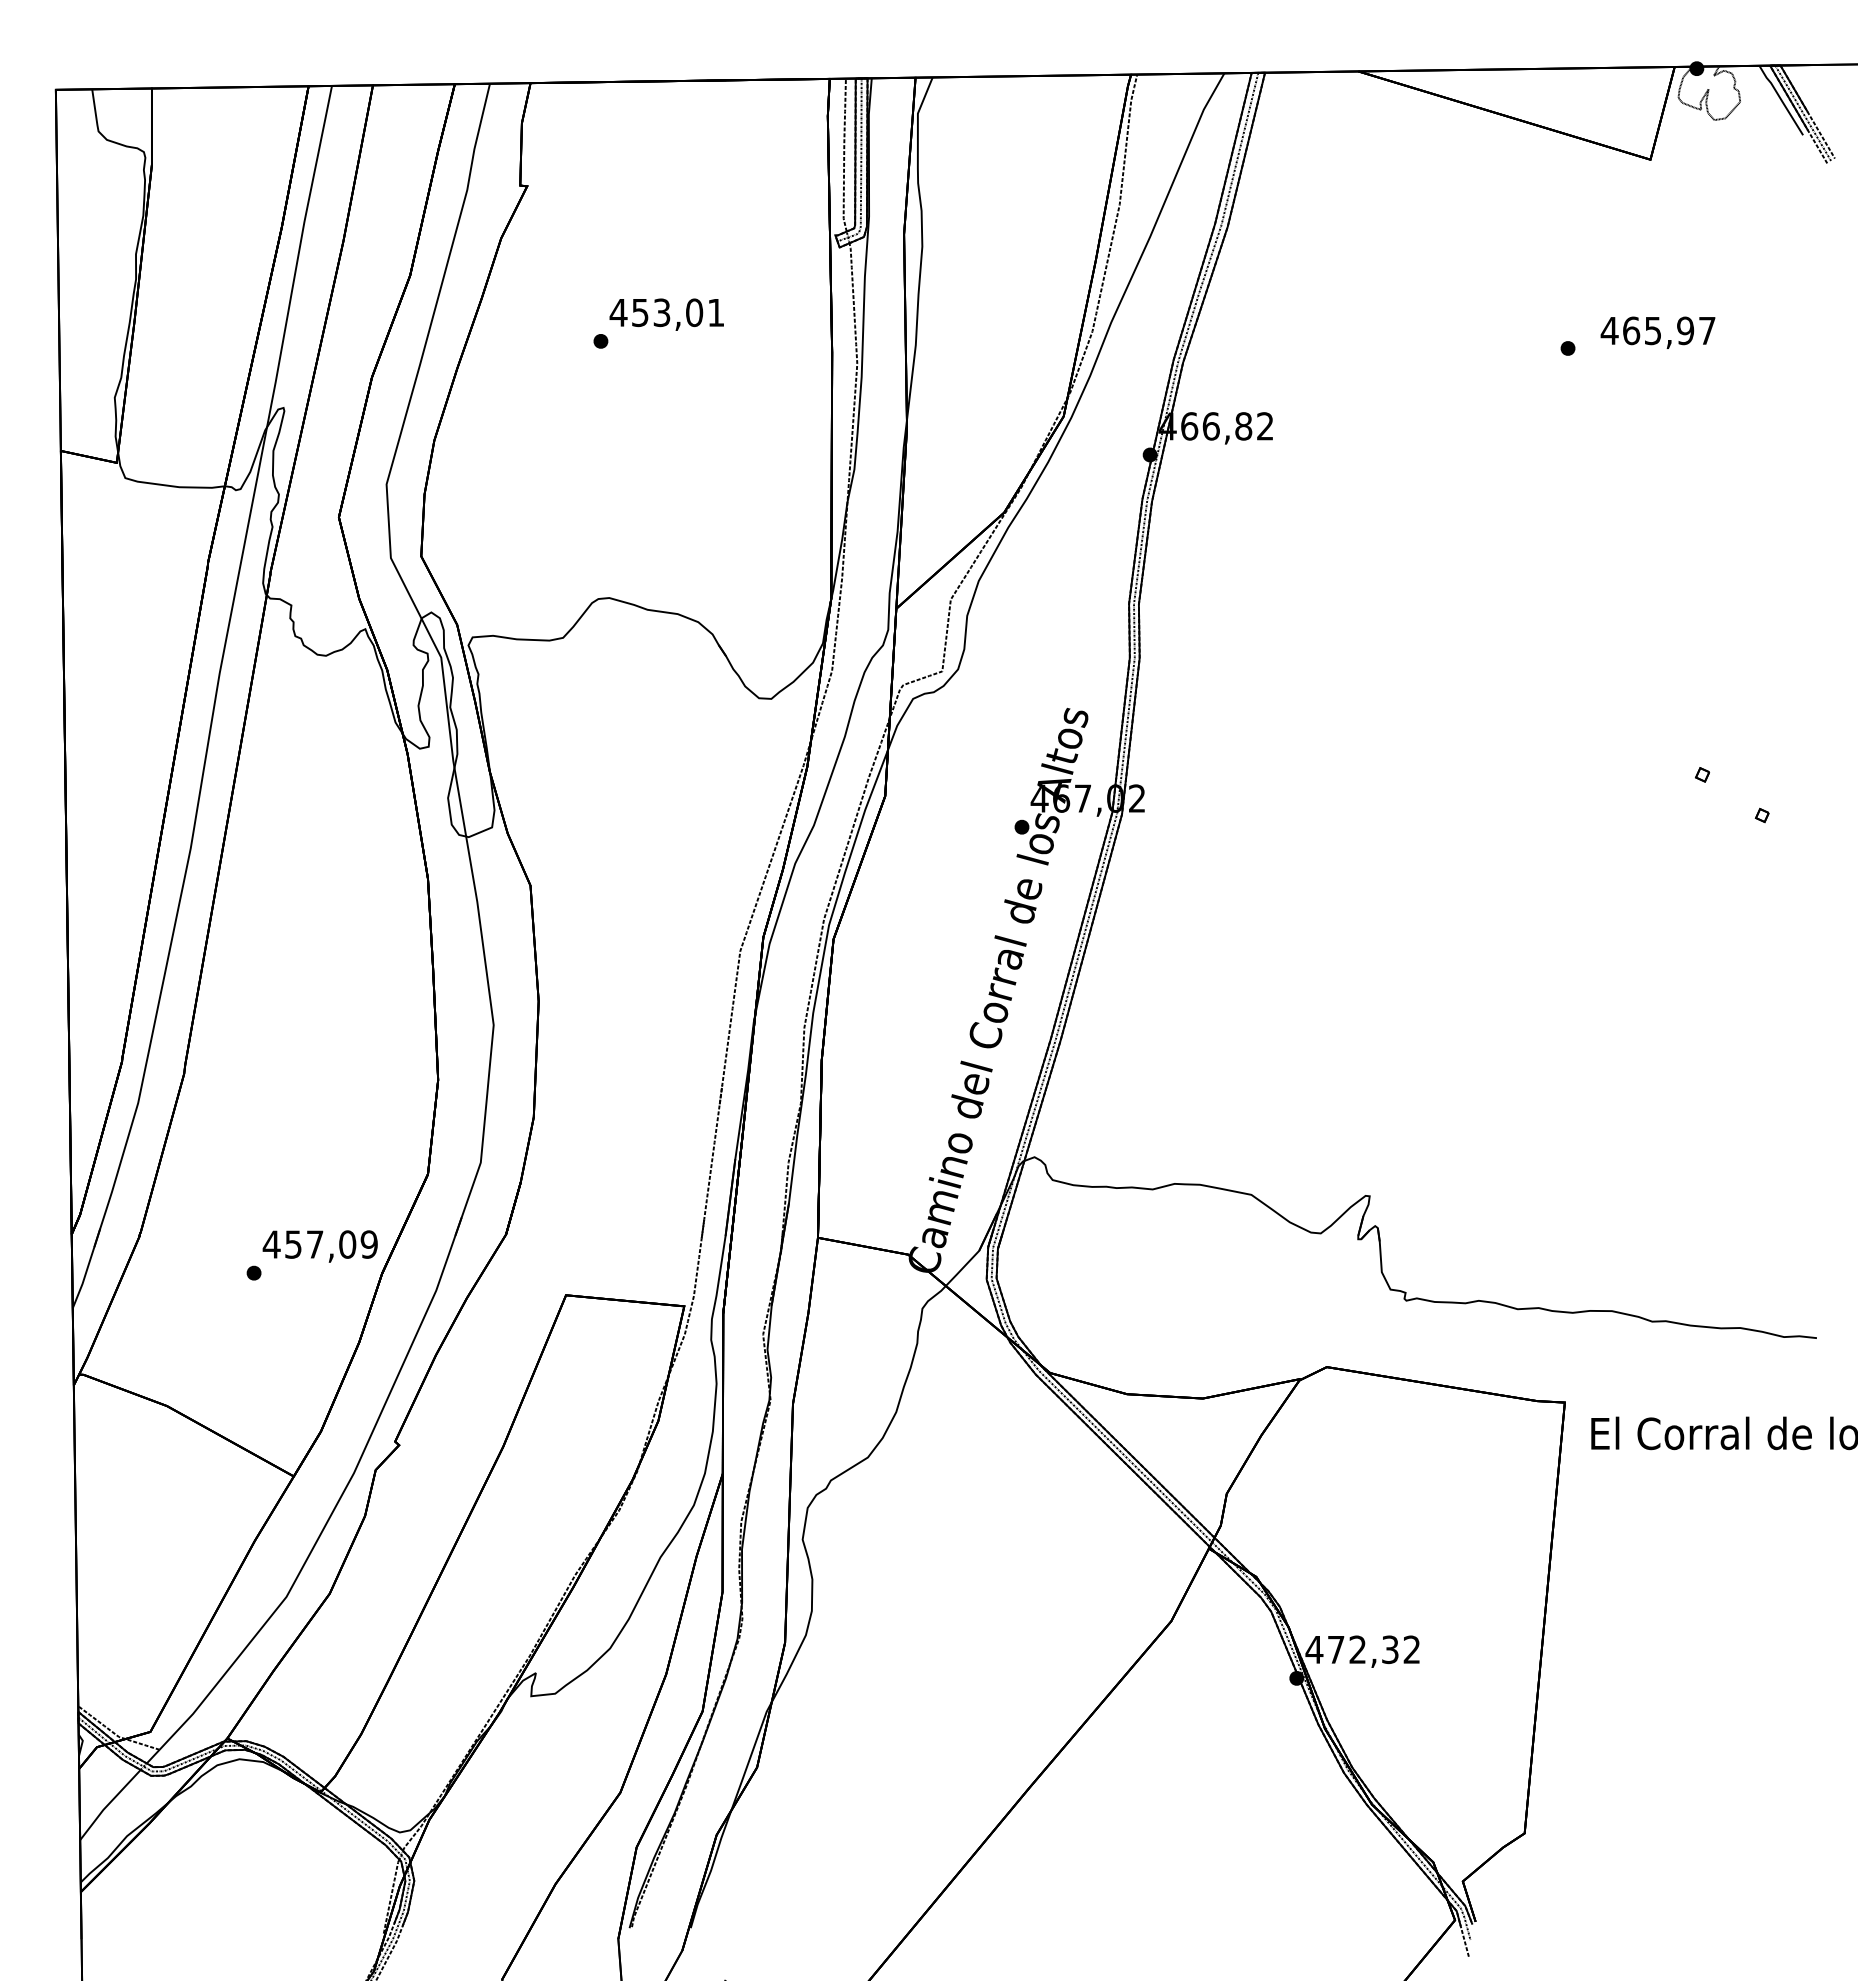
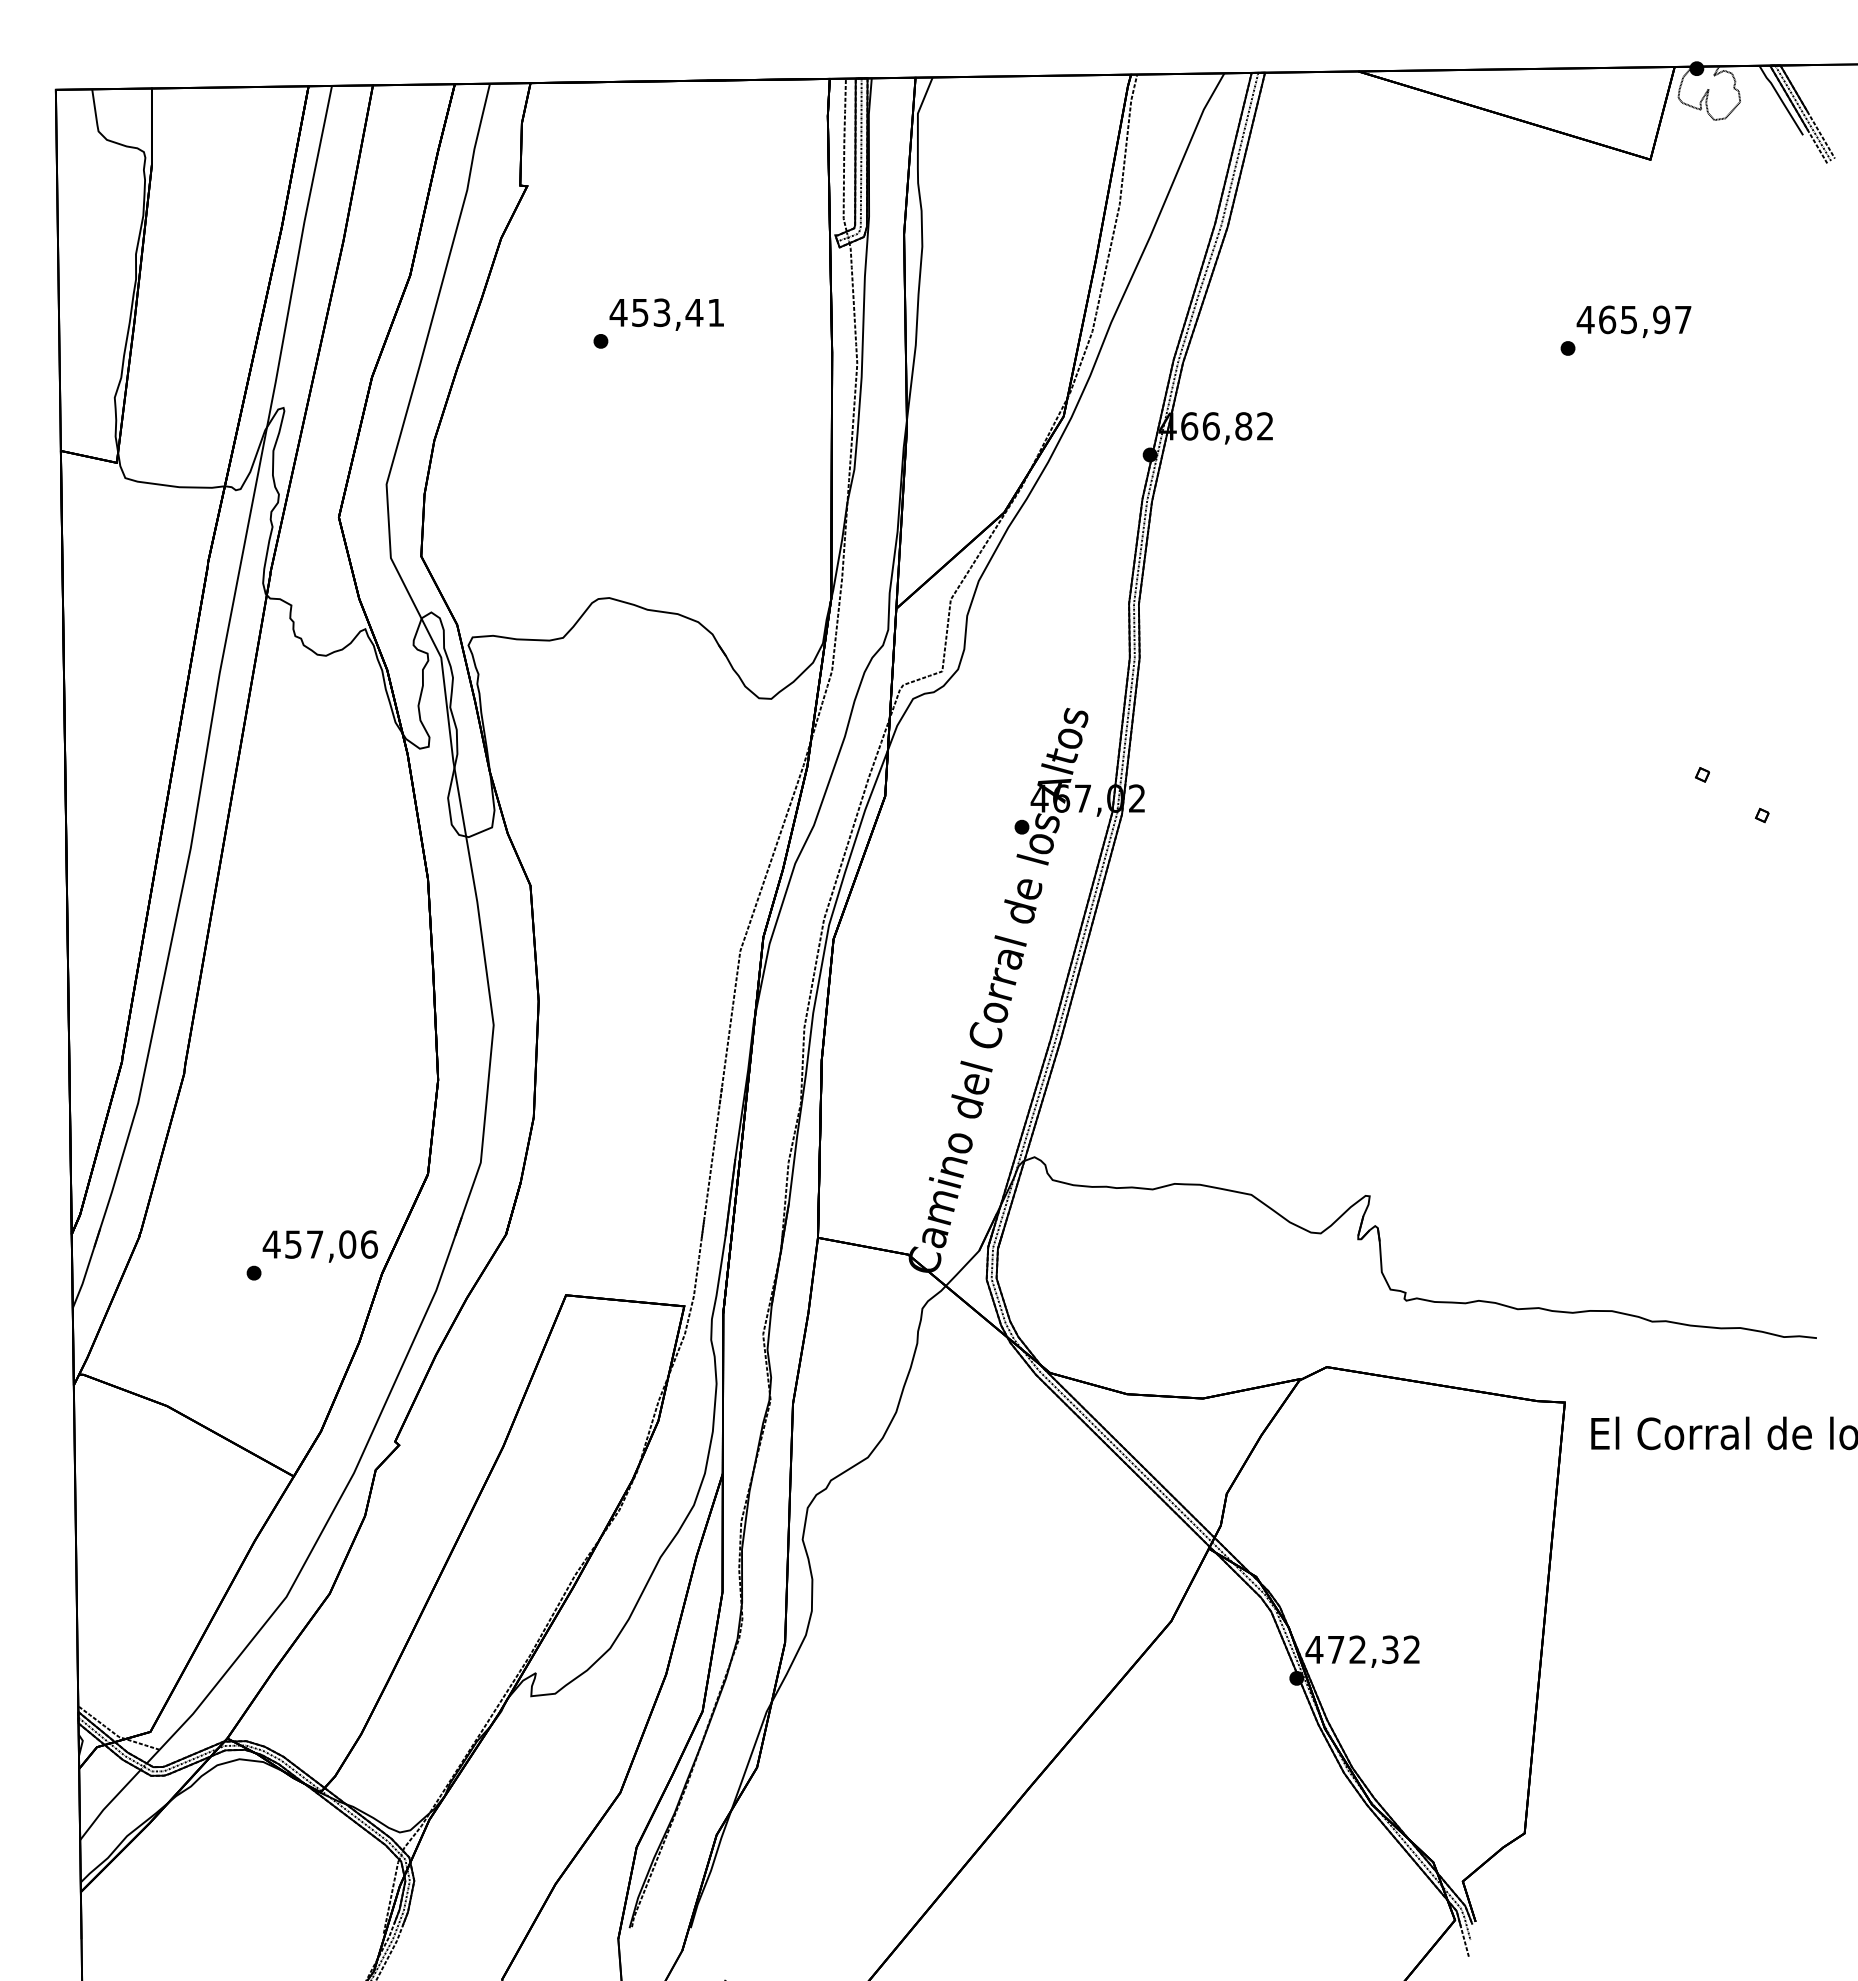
text: 453,01 -> 453,41 (694, 312)
text position: (1657, 332) -> (1633, 321) (1633, 321)
text: 457,09 -> 457,06 (369, 1244)
